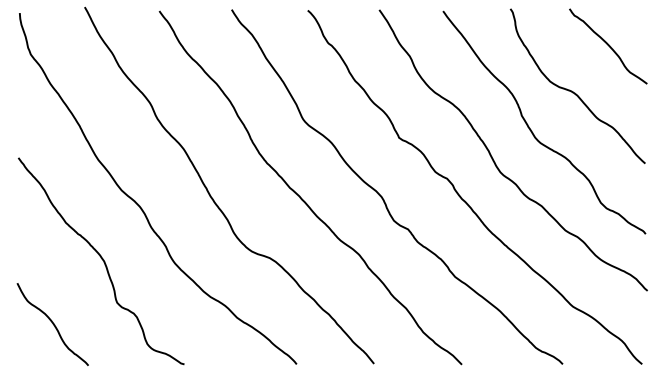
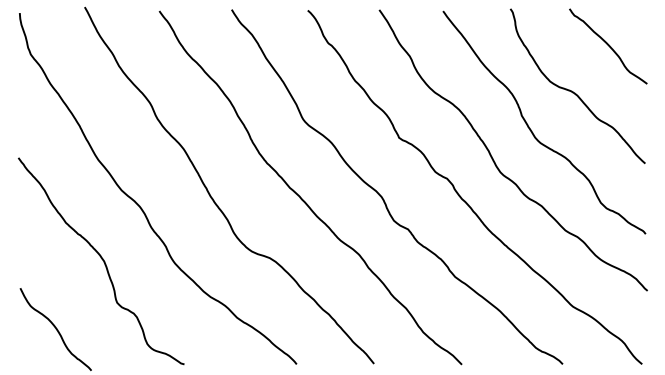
curve position: (52, 324) -> (55, 329) (55, 329)
